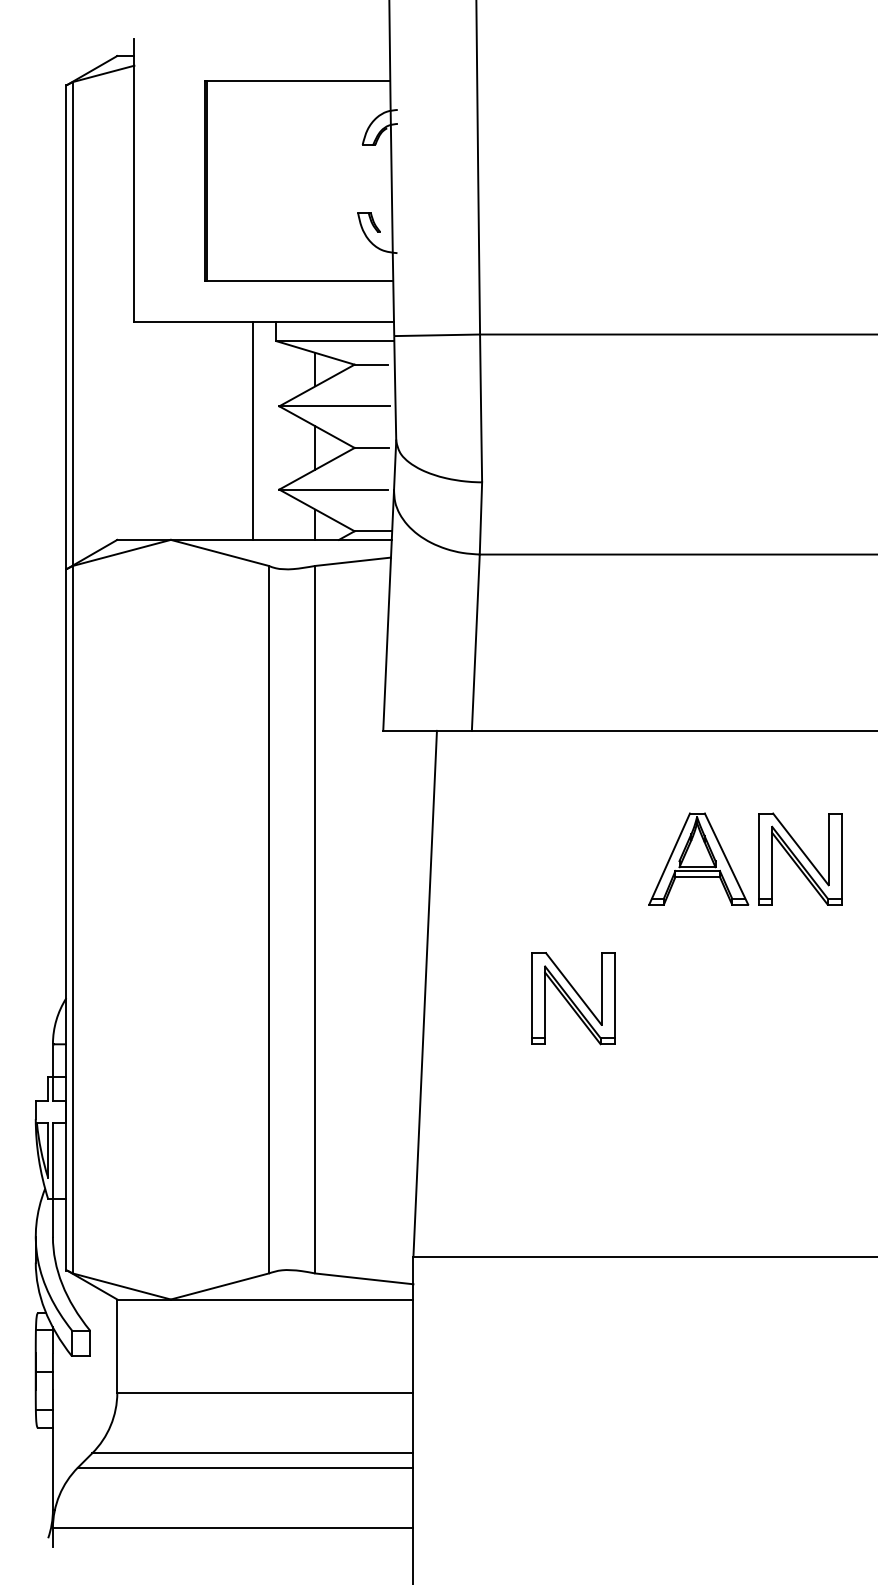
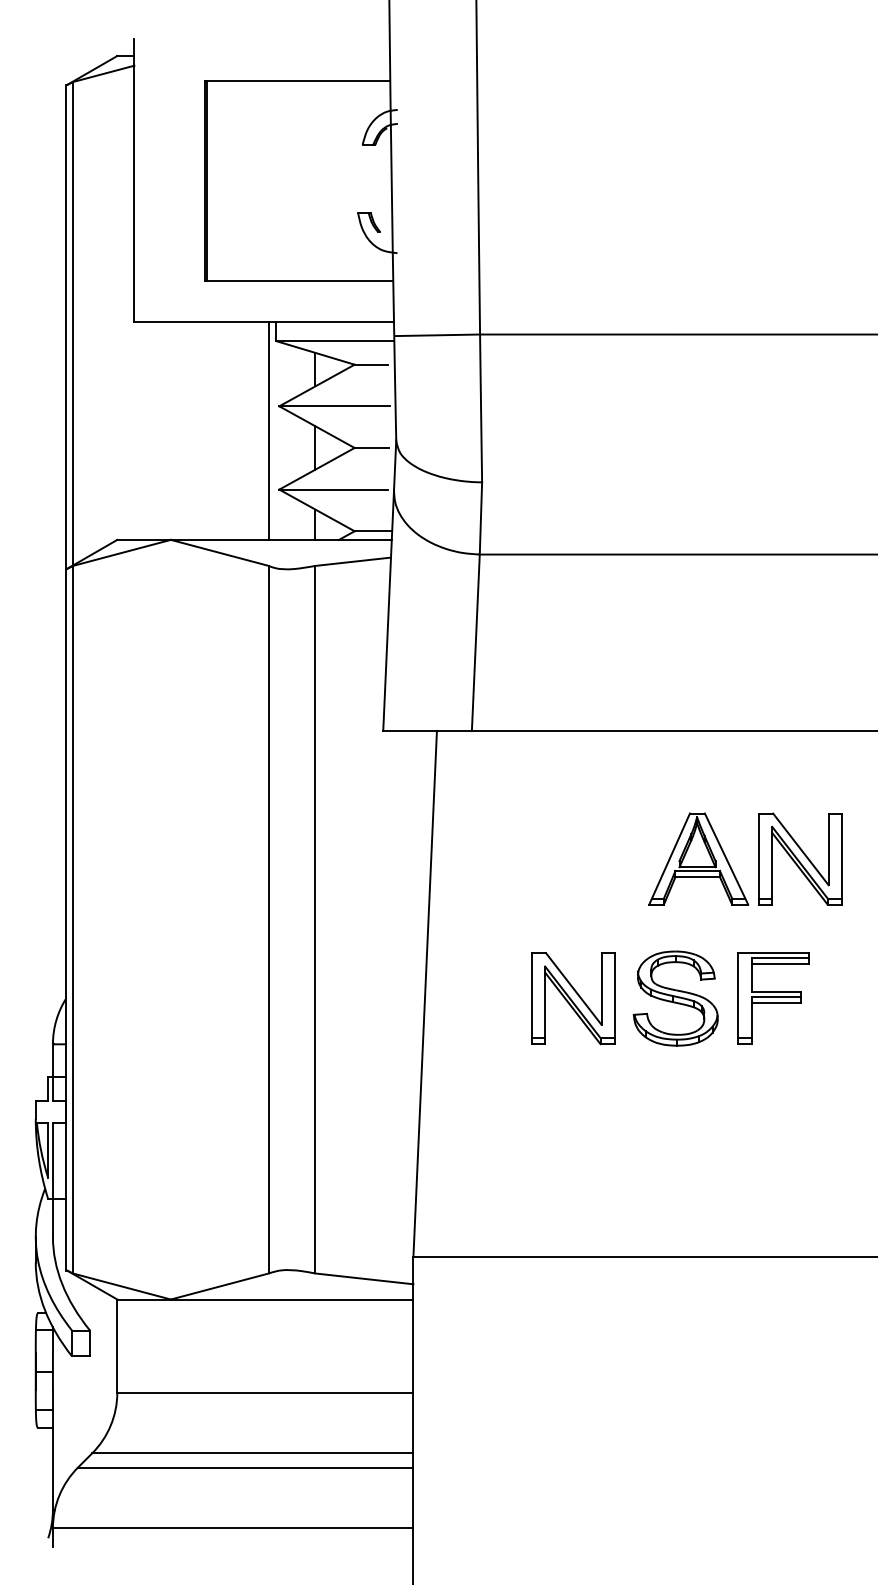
line position: (252, 430) -> (268, 430) (268, 430)
part: none -> present (675, 998)
part: none -> present (773, 998)
